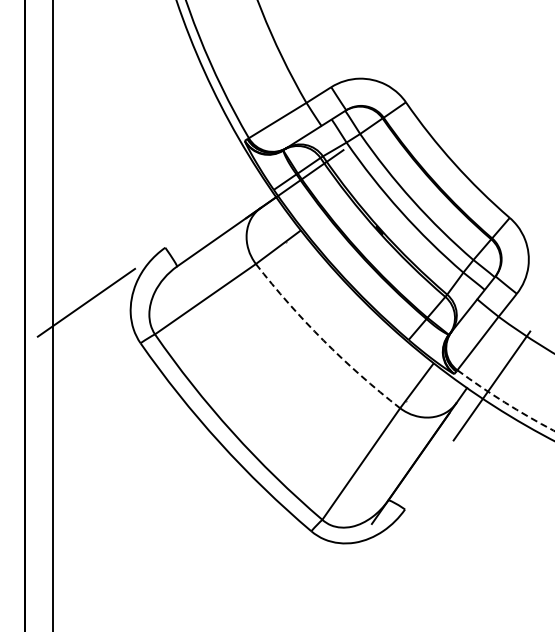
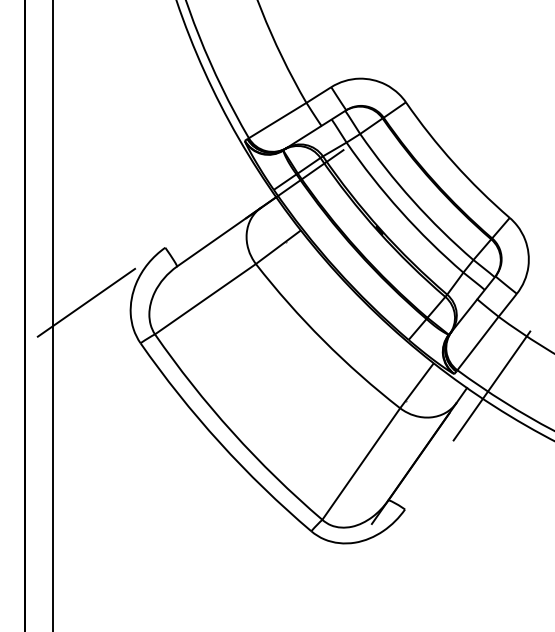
arc: dashed -> solid (323, 340)
arc: dashed -> solid (505, 402)
